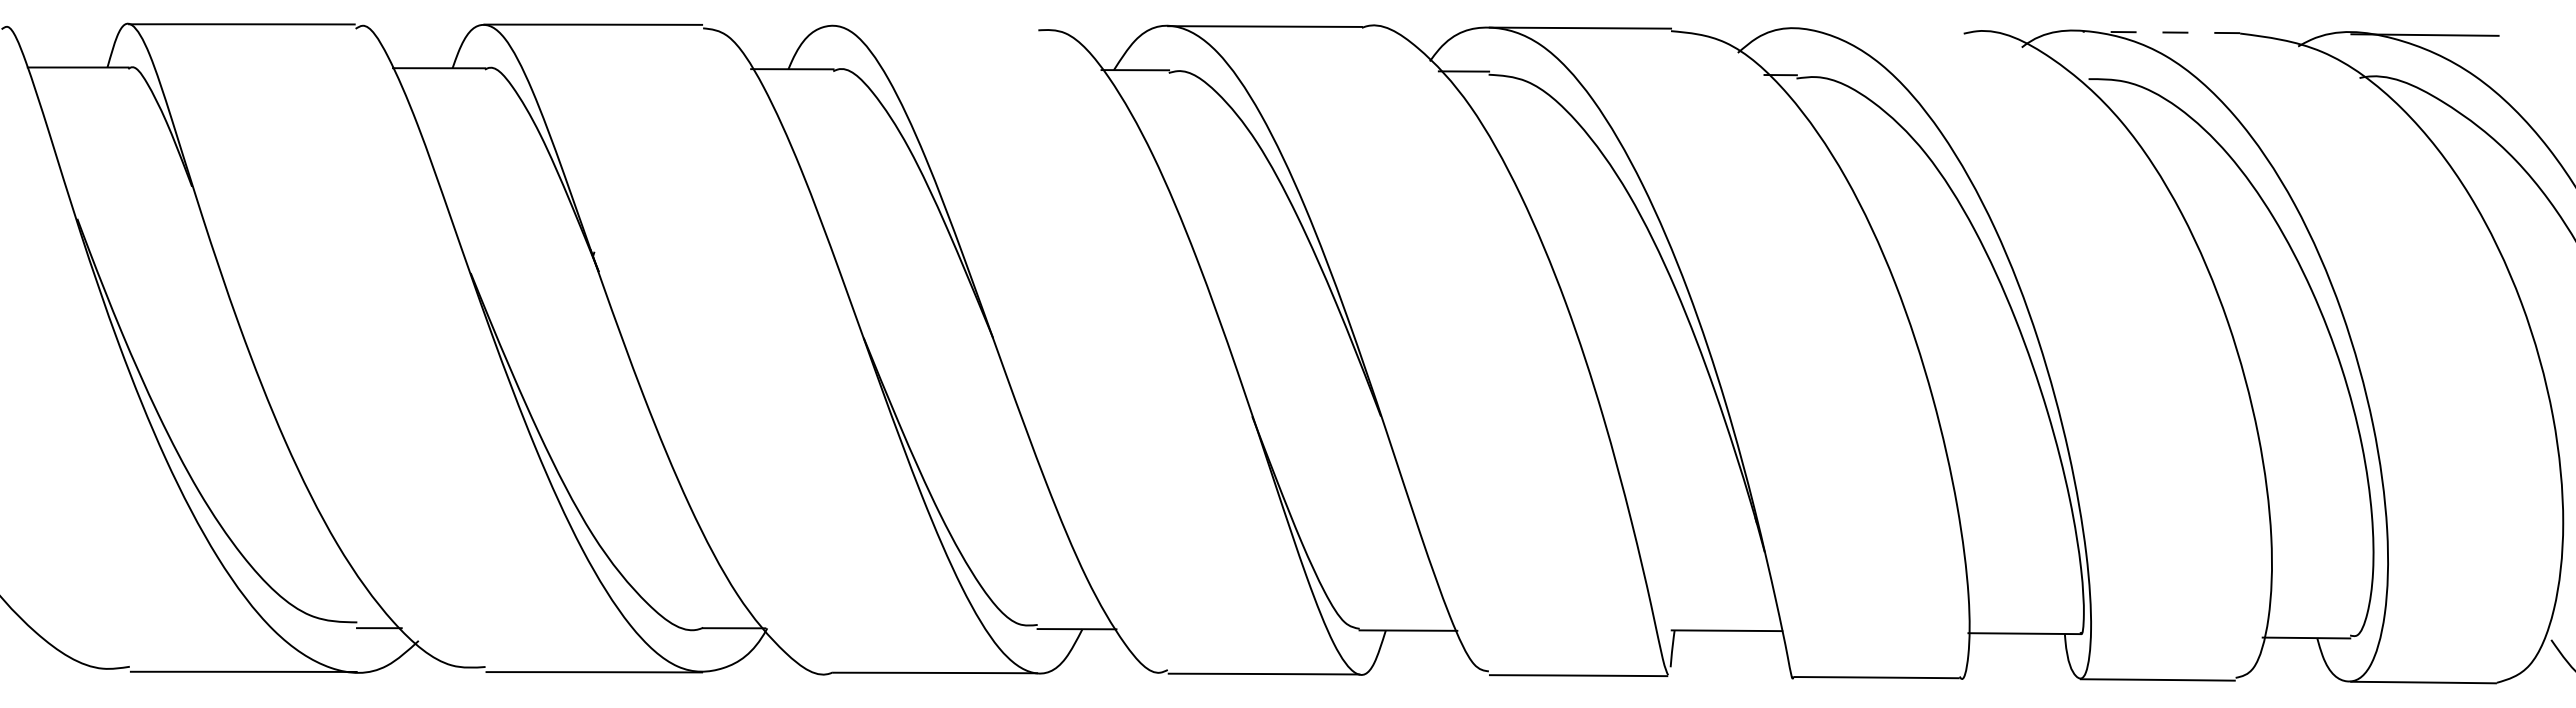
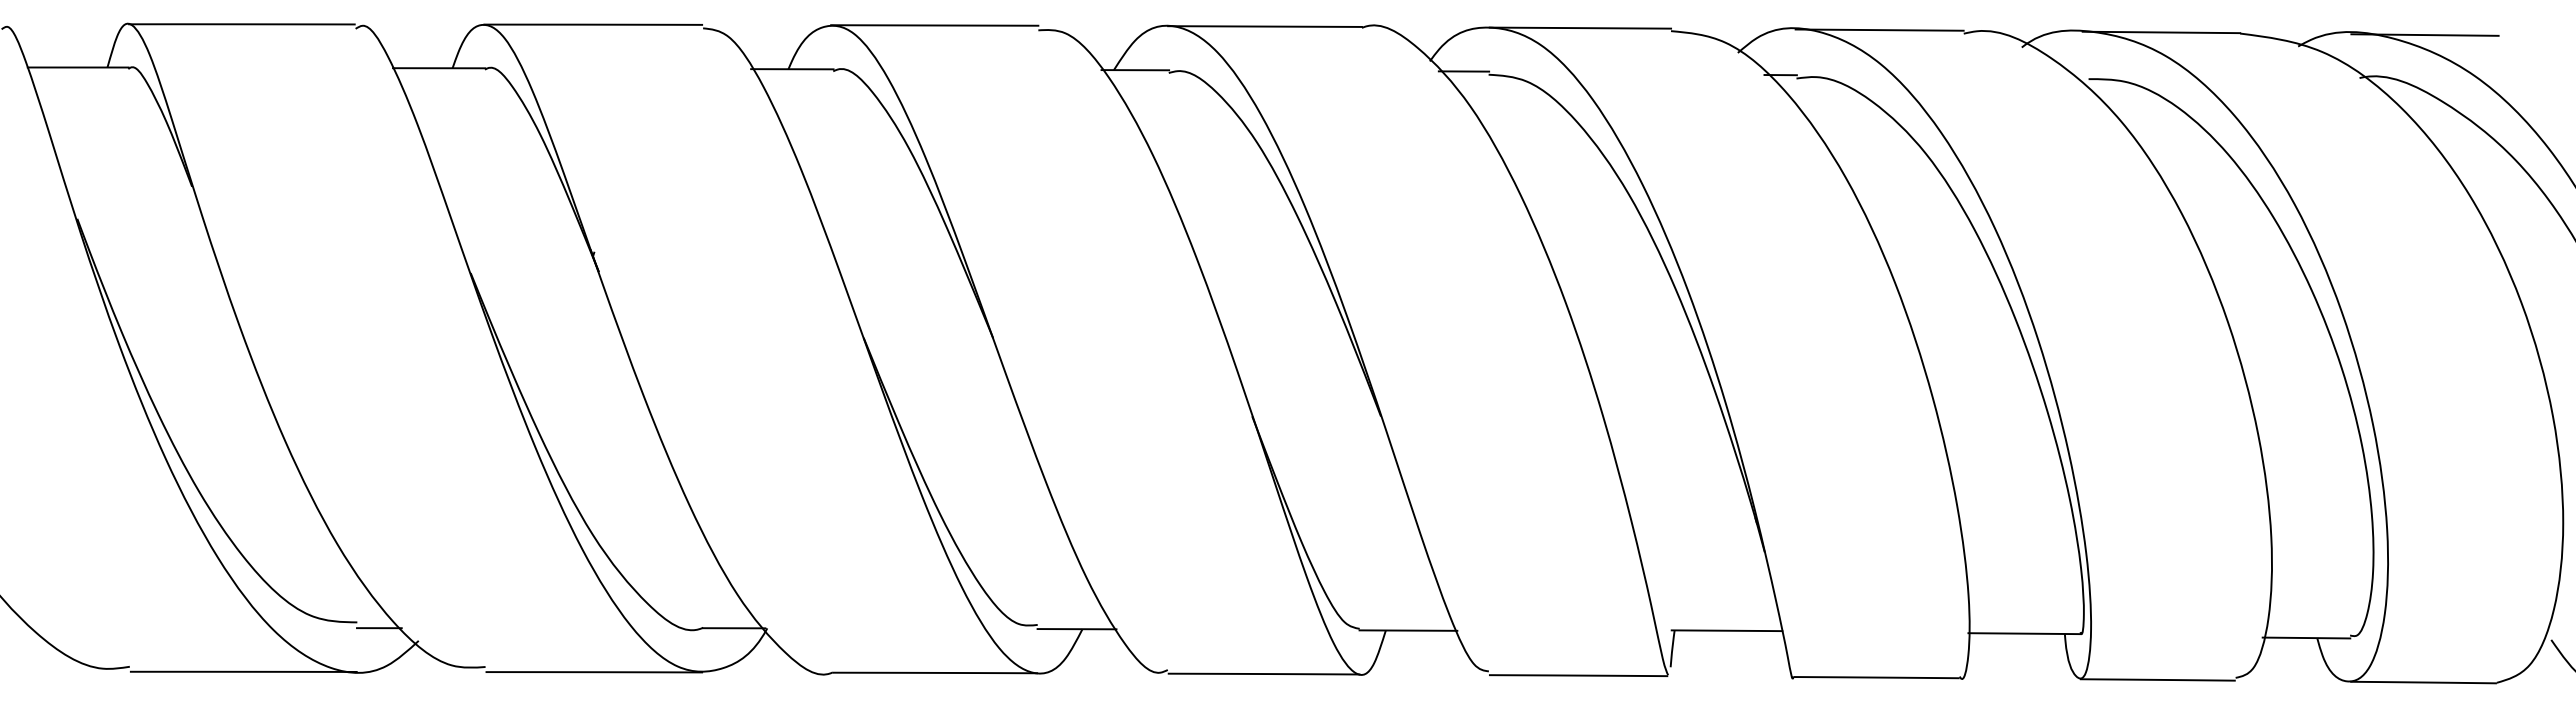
line: none -> present (934, 25)
line: none -> present (1879, 29)
line: dashed -> solid (2161, 32)
